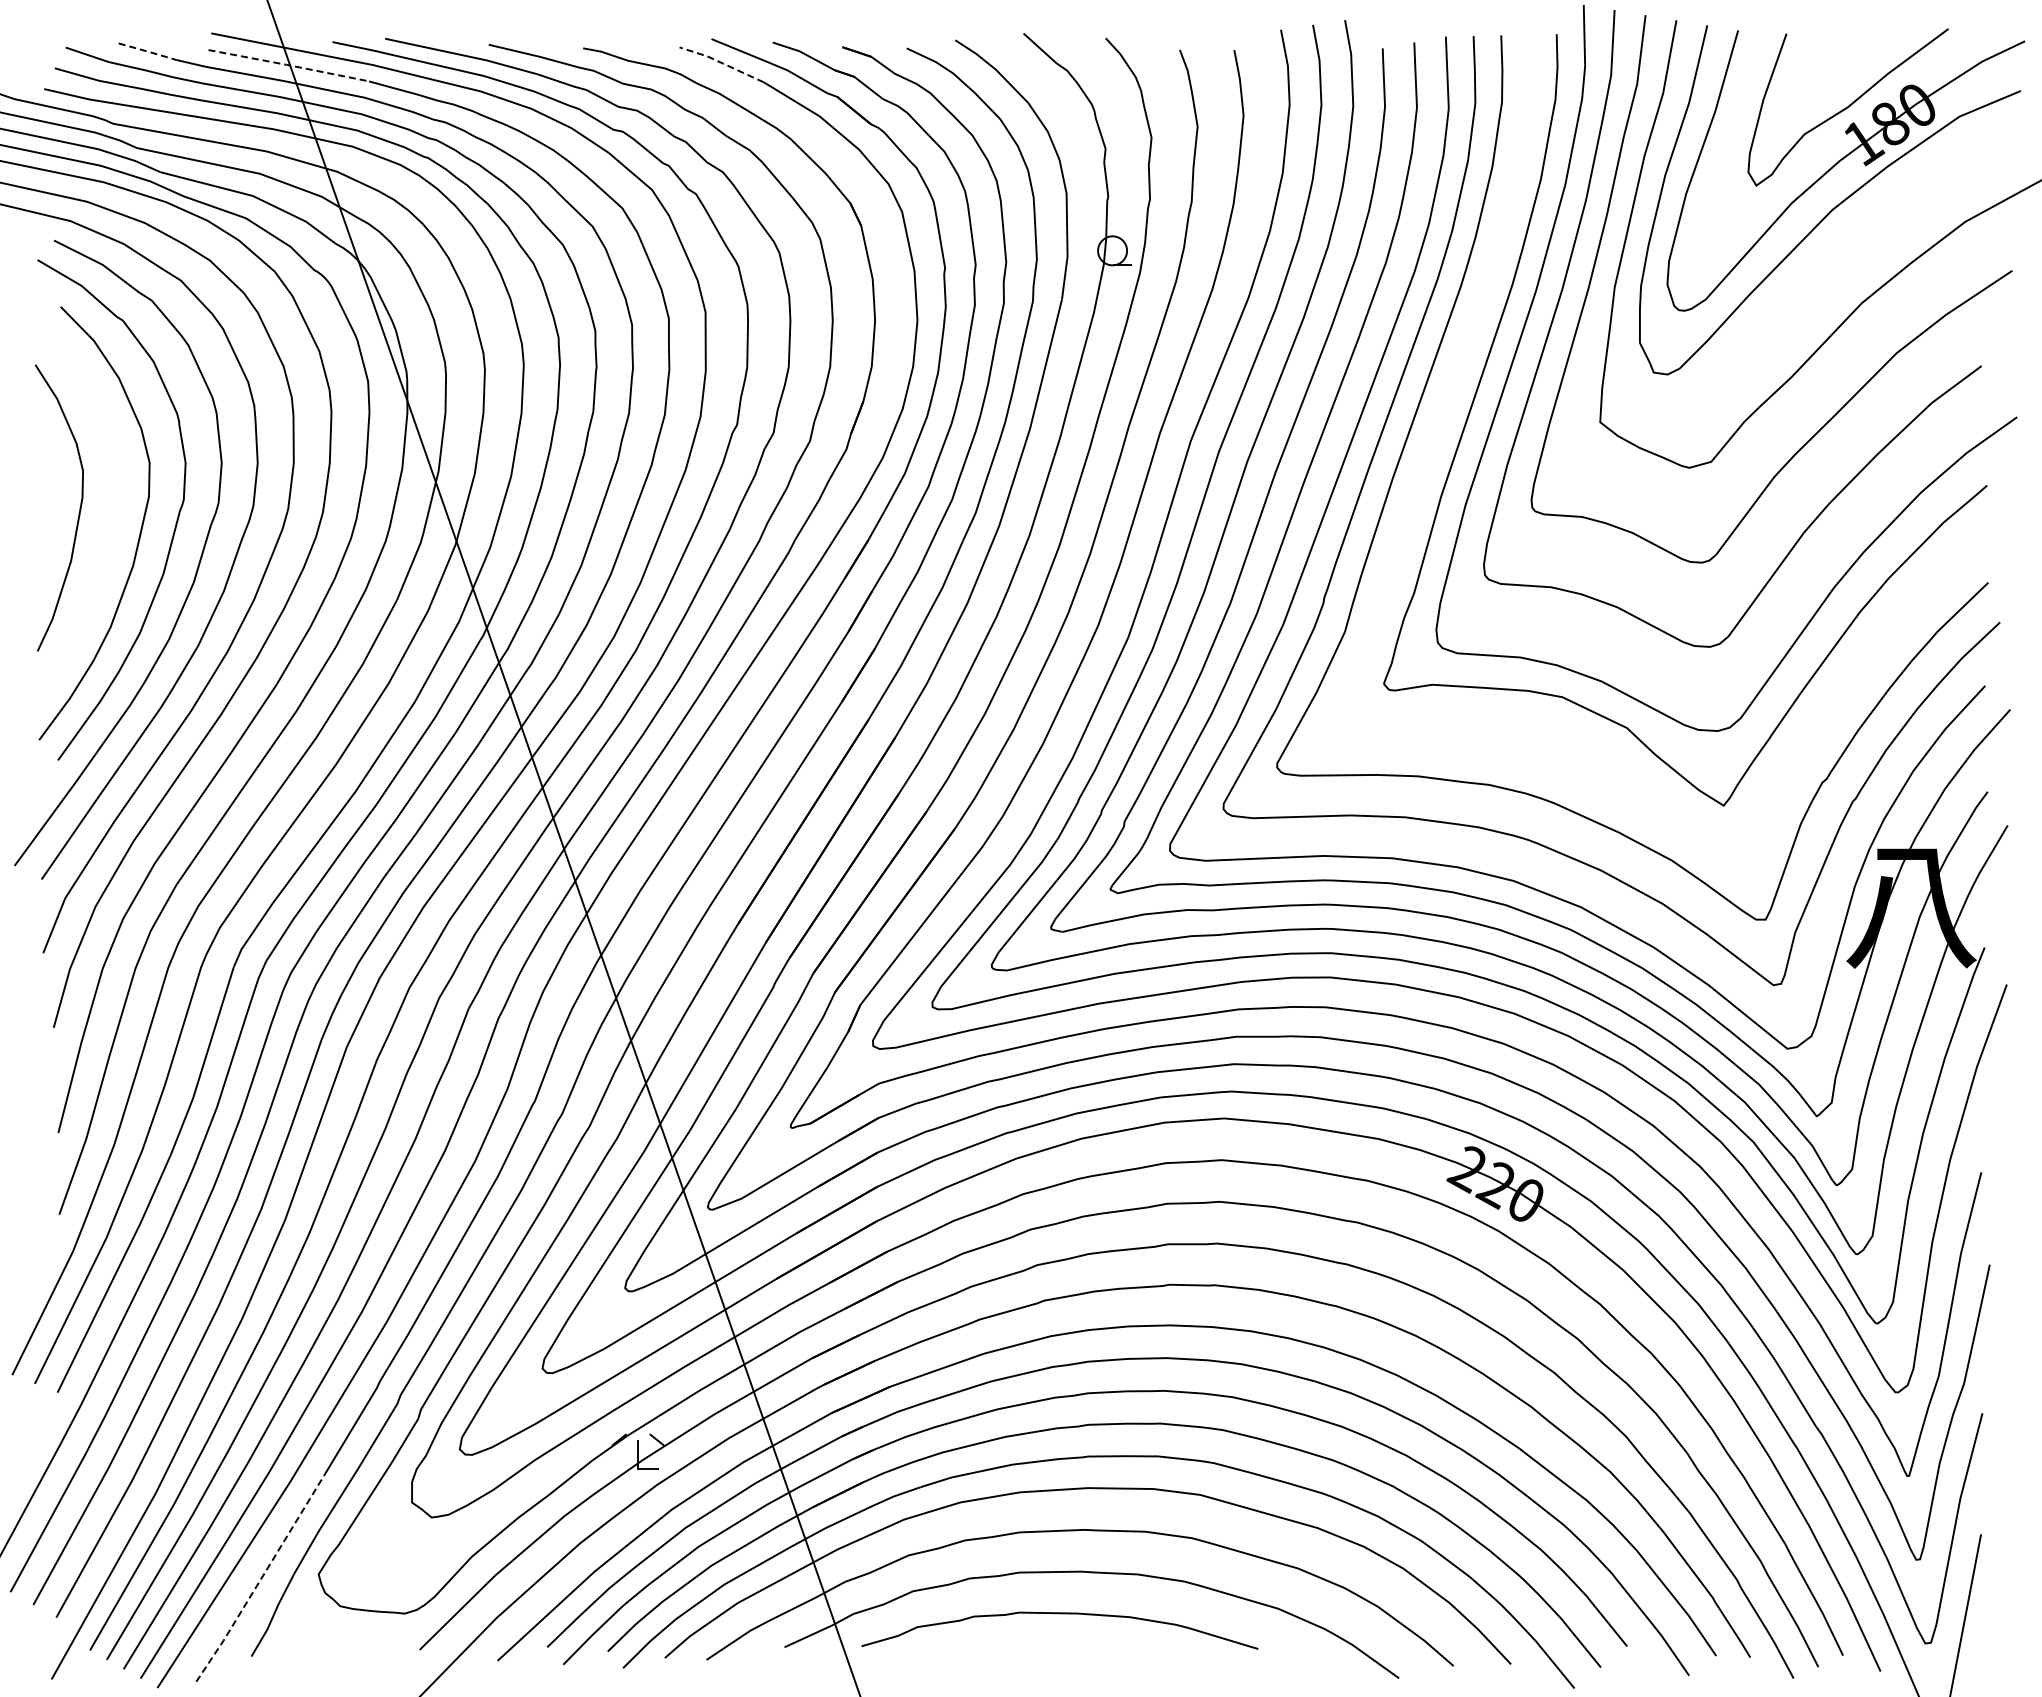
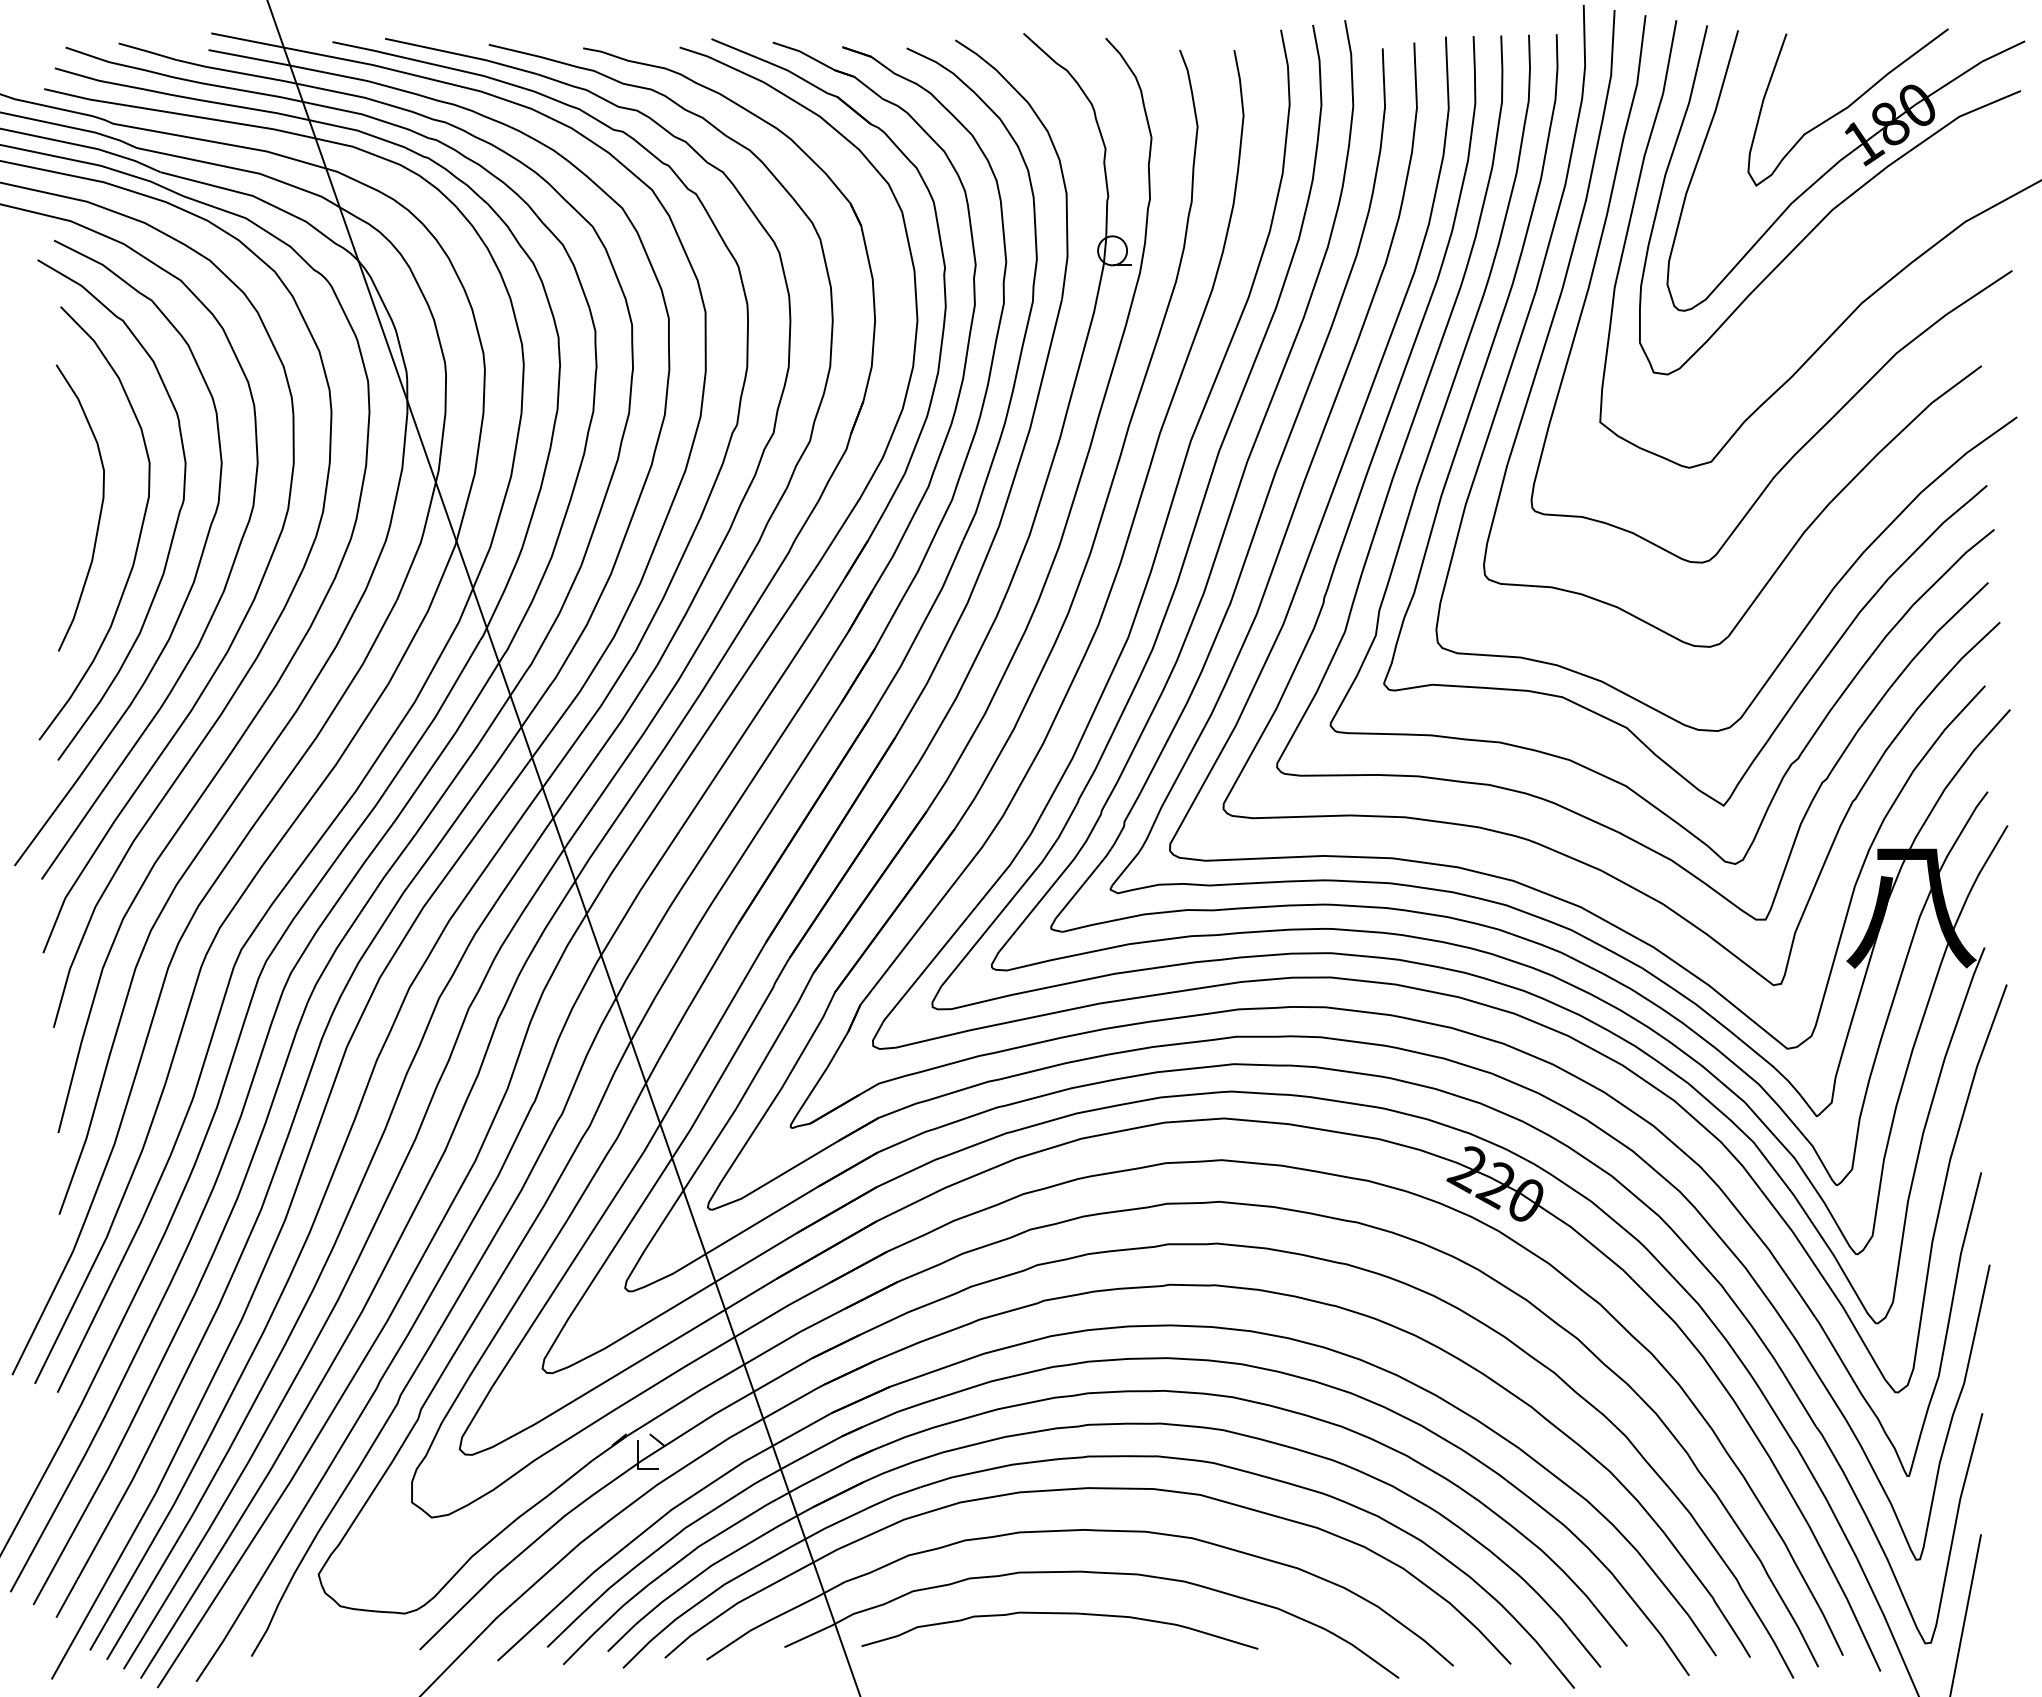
line: dashed -> solid (147, 51)
line: dashed -> solid (721, 62)
line: dashed -> solid (289, 65)
part: none -> present (1456, 377)
curve position: (78, 513) -> (99, 513) (99, 513)
line: dashed -> solid (260, 1579)
